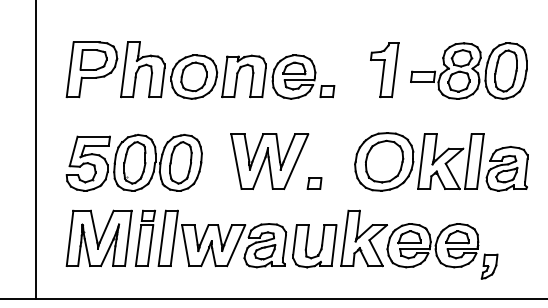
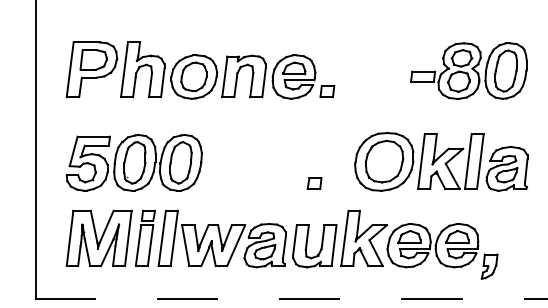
part: present -> none (384, 70)
part: present -> none (269, 161)
line: solid -> dashed (274, 298)
